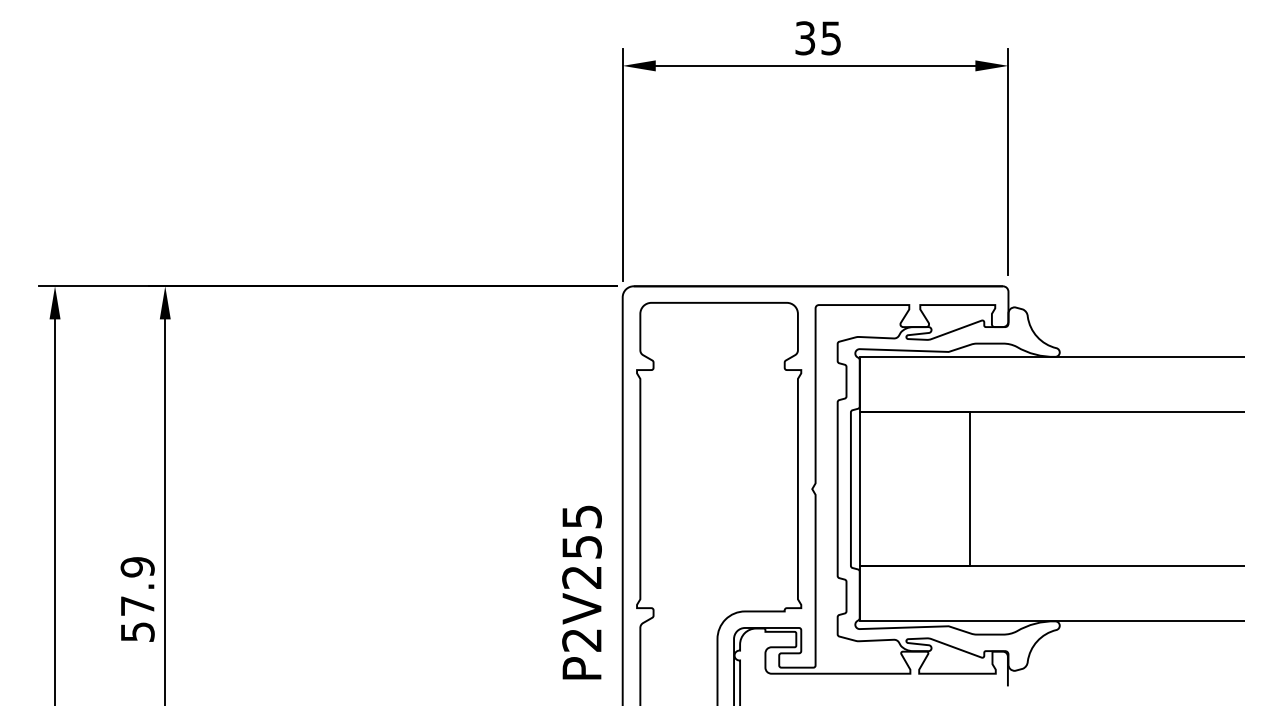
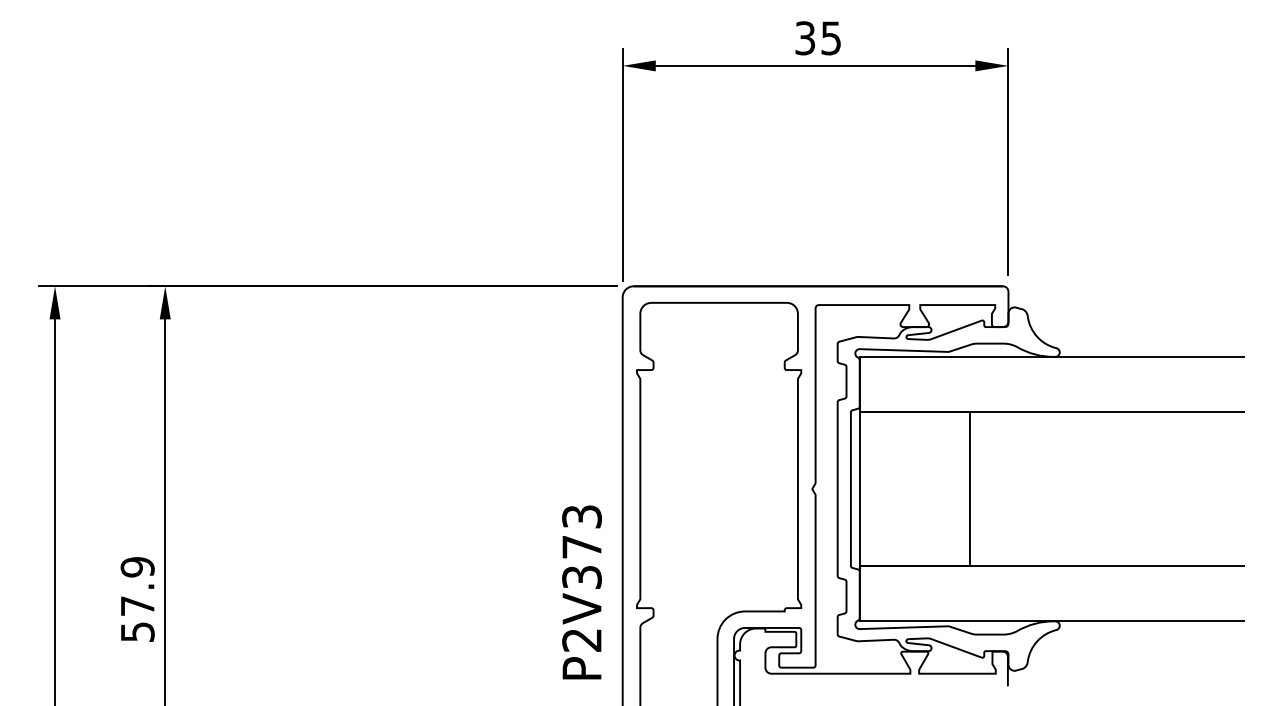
text: P2V255 -> P2V373 (581, 546)
